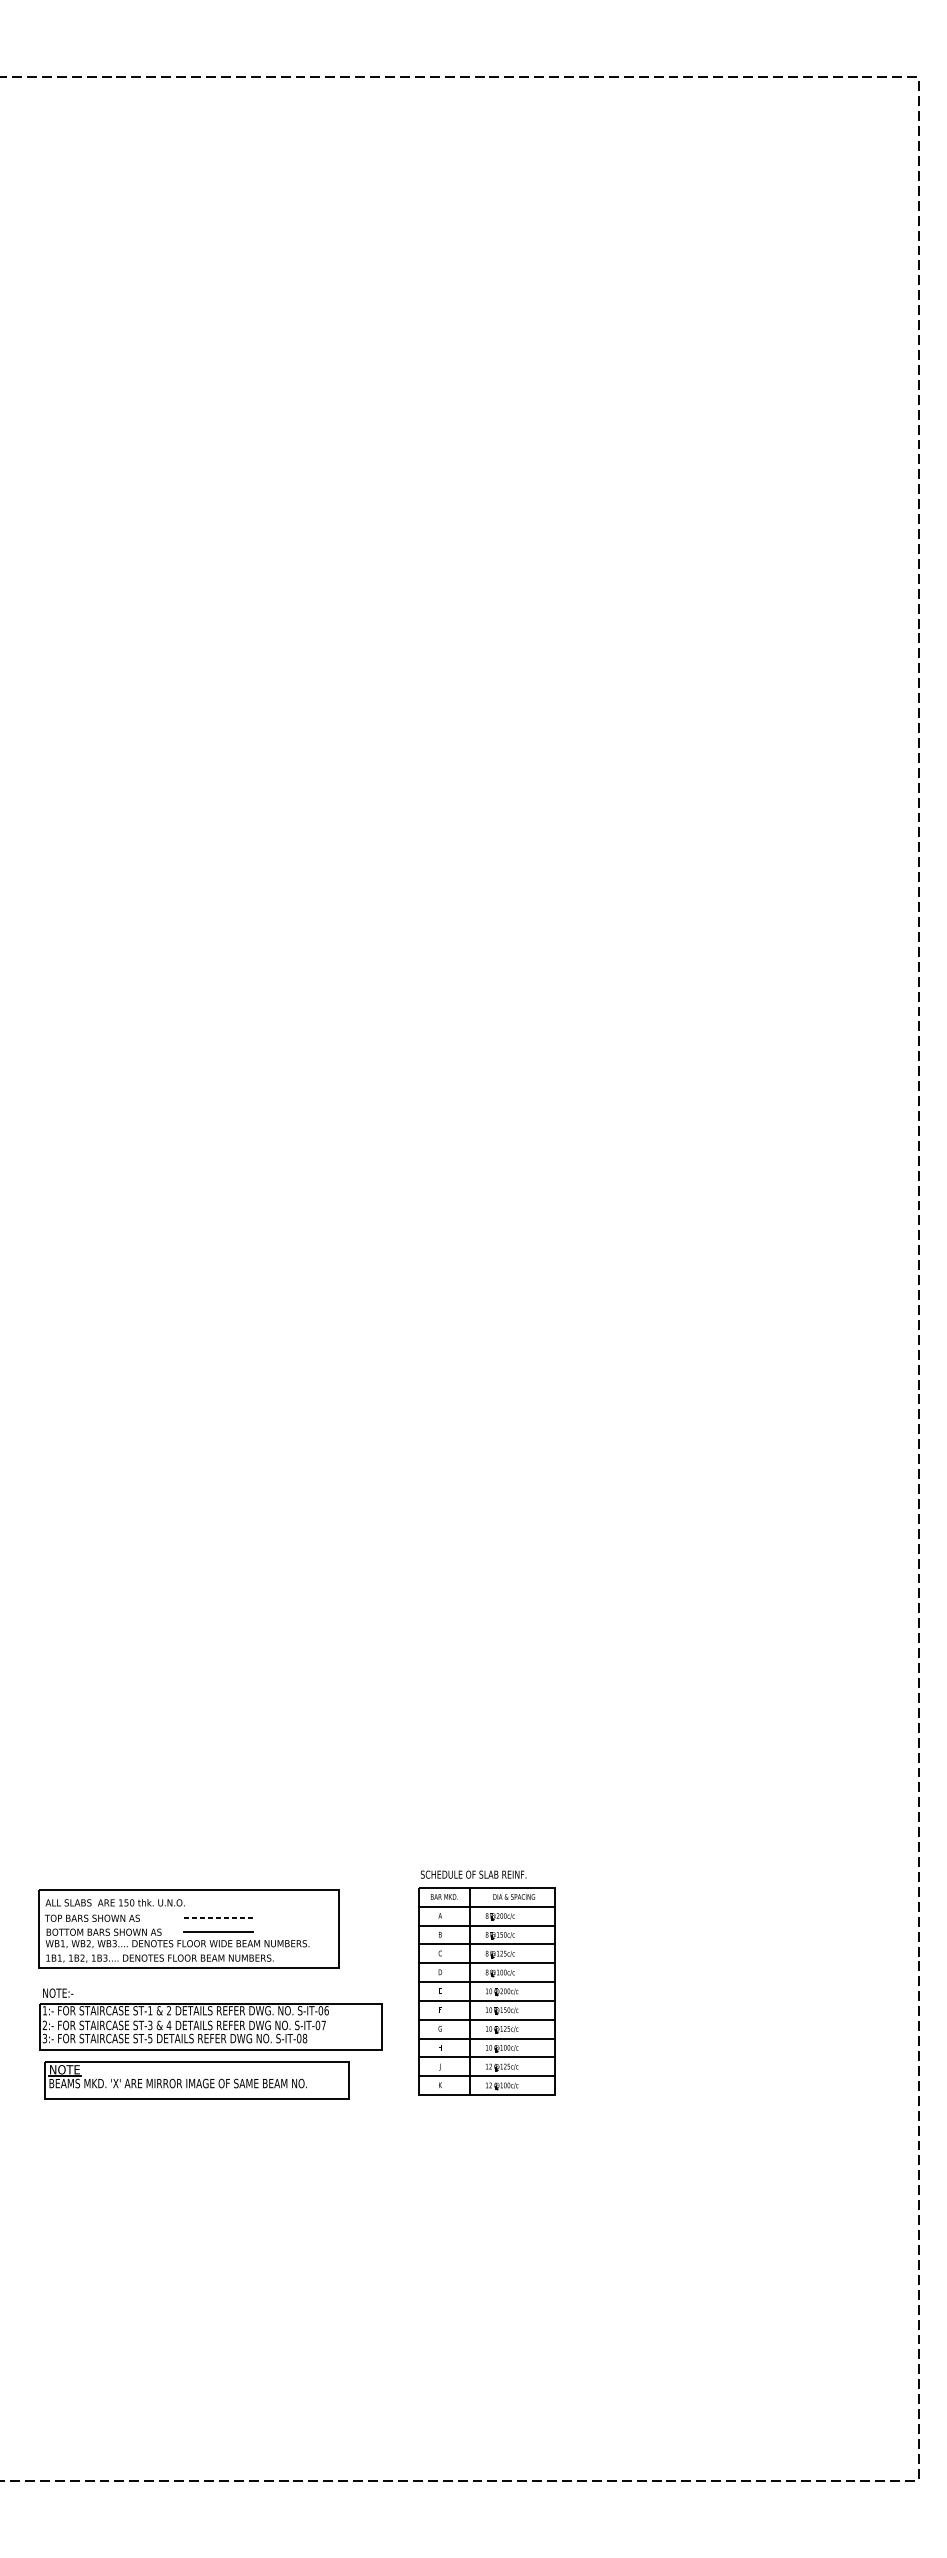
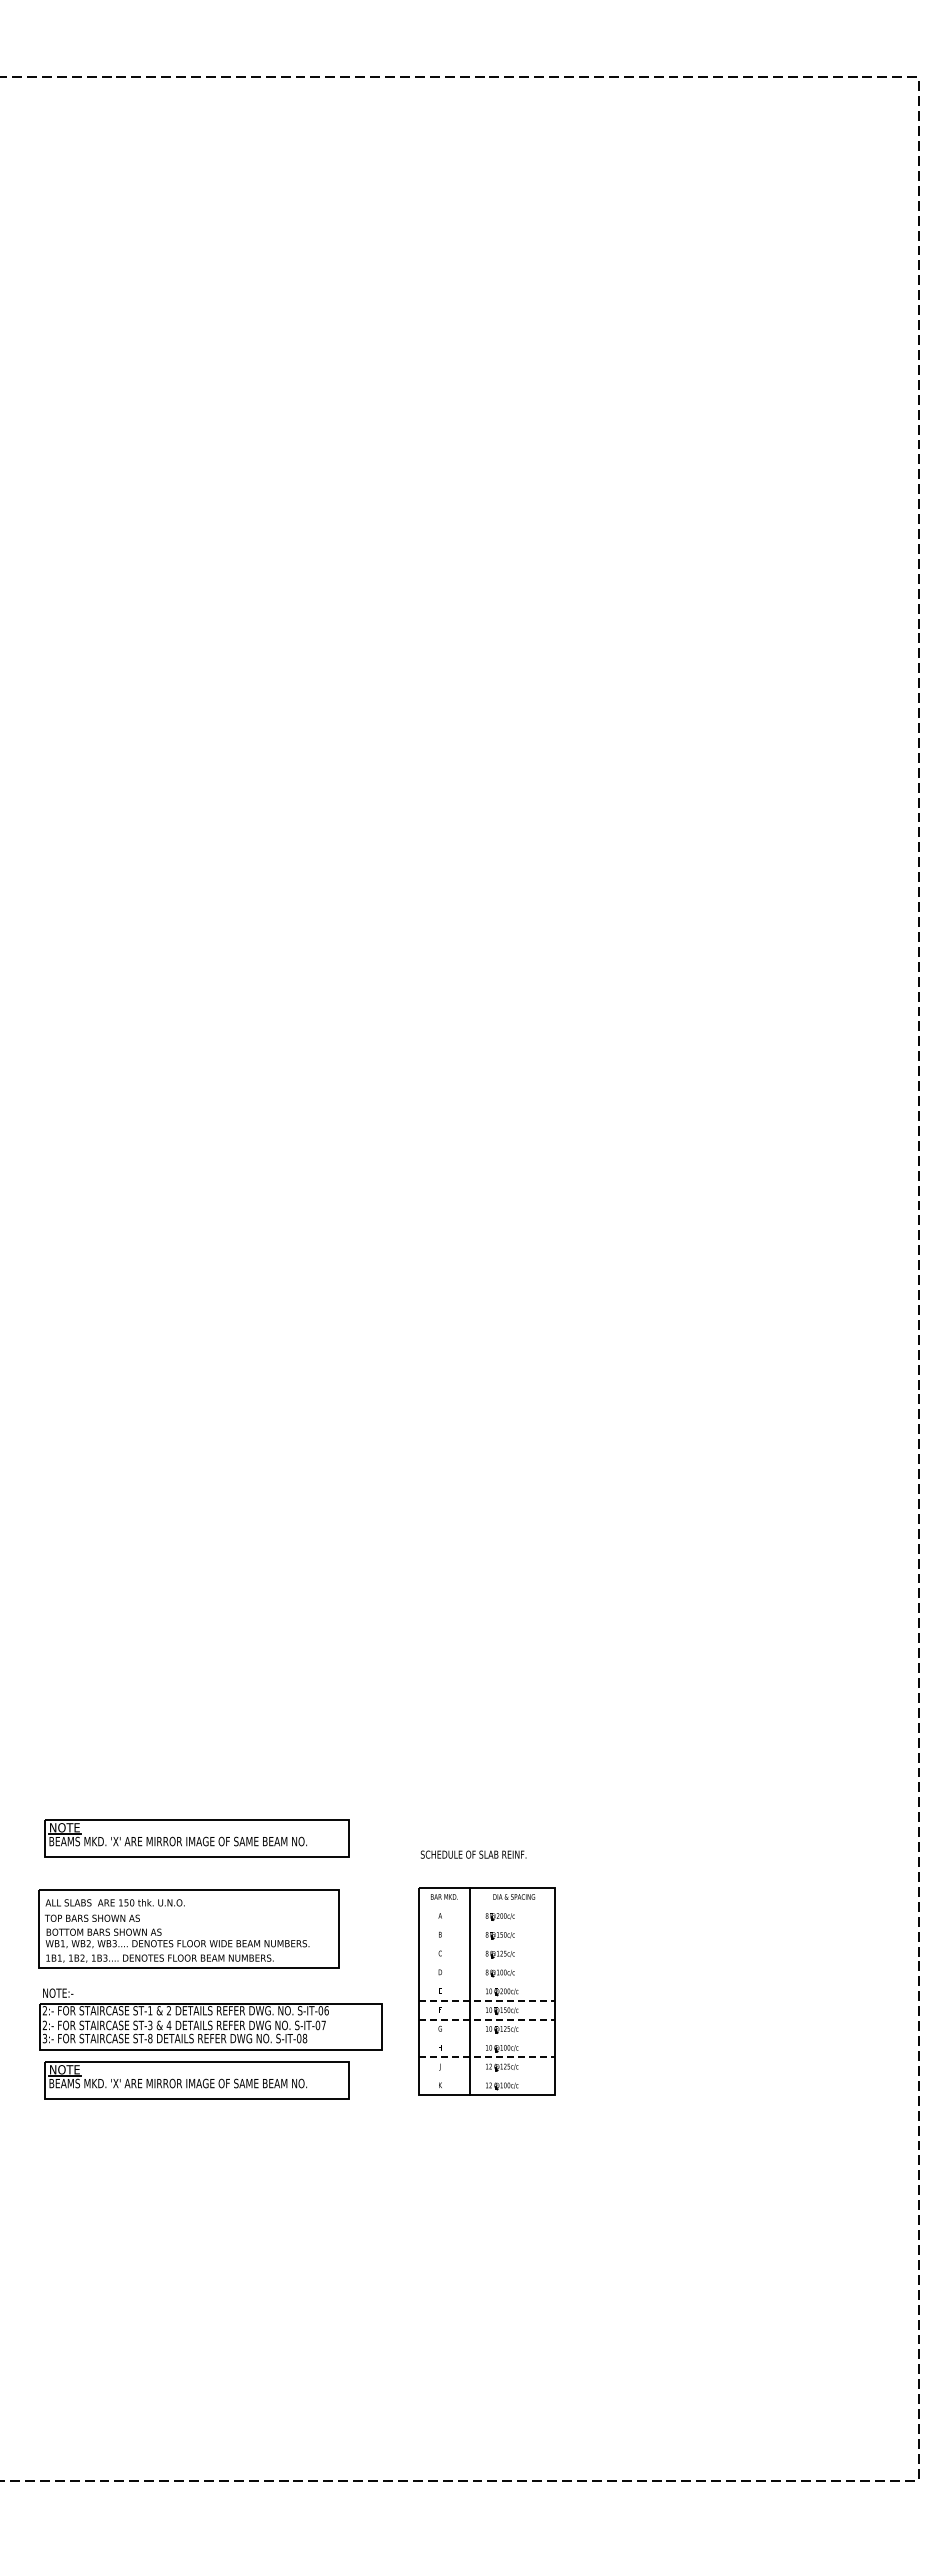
part: none -> present (196, 1838)
text position: (473, 1874) -> (473, 1854) (473, 1854)
line: present -> none (486, 1906)
line: present -> none (218, 1917)
line: present -> none (486, 1925)
line: present -> none (218, 1931)
line: present -> none (486, 1944)
line: present -> none (486, 1963)
line: present -> none (486, 1982)
line: solid -> dashed (487, 2000)
text: 1:- -> 2:- (44, 2010)
line: solid -> dashed (487, 2019)
text: ST-5 -> ST-8 (150, 2038)
line: present -> none (486, 2038)
line: solid -> dashed (487, 2057)
line: present -> none (486, 2076)
